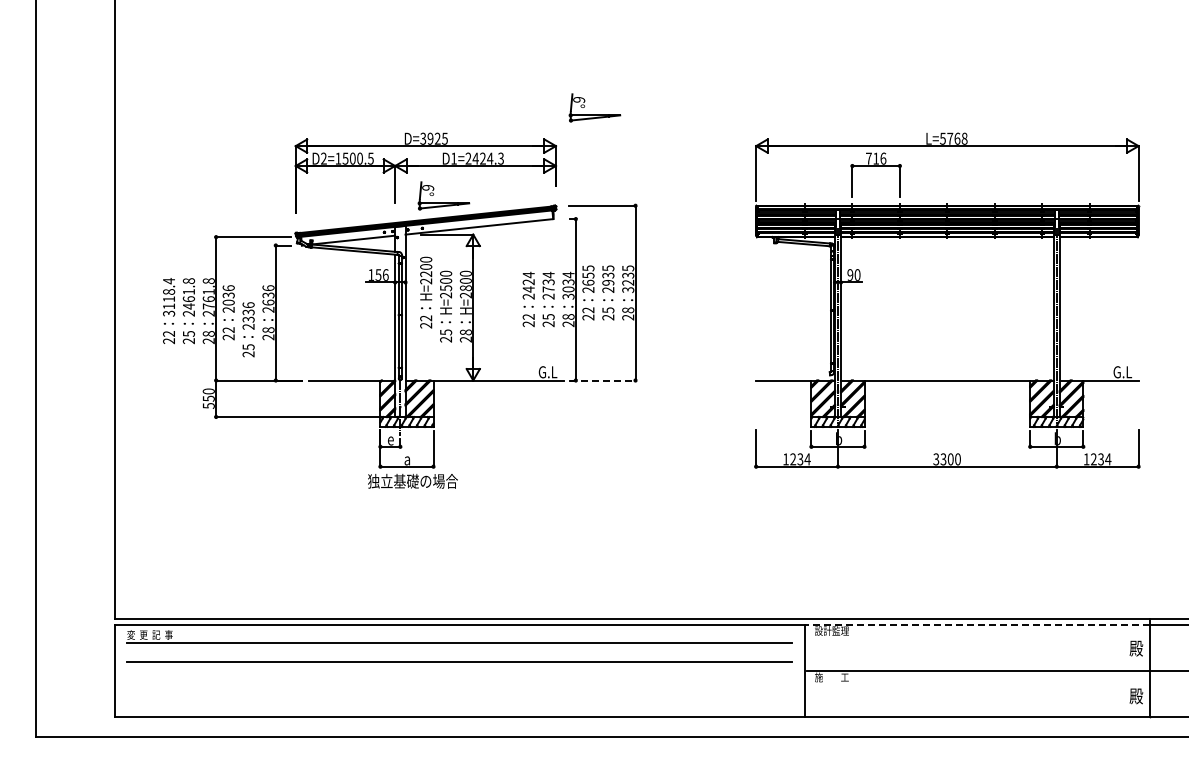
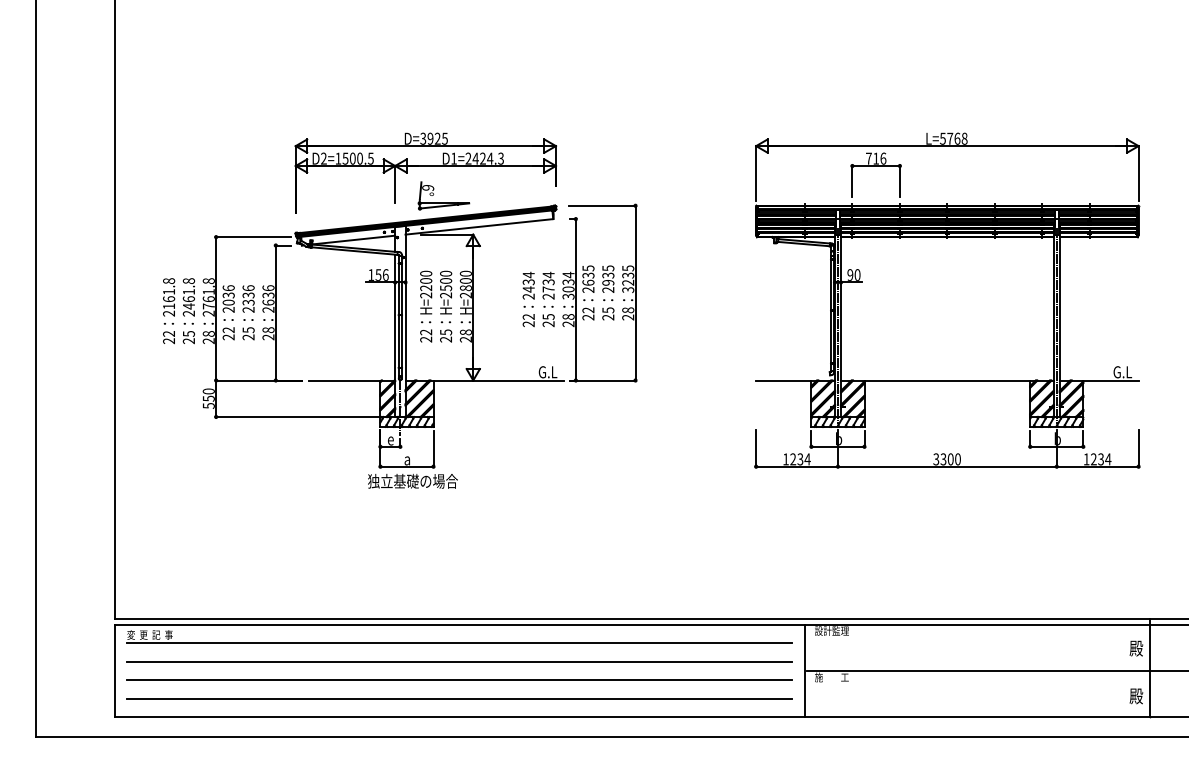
part: present -> none (594, 114)
text: 2655 -> 2635 (587, 275)
text: 2424 -> 2434 (528, 282)
text position: (426, 292) -> (426, 306) (426, 306)
text: 3118.4 -> 2161.8 (169, 297)
text position: (248, 329) -> (248, 312) (248, 312)
line: dashed -> solid (602, 380)
line: dashed -> solid (976, 624)
line: none -> present (458, 680)
line: none -> present (458, 698)
